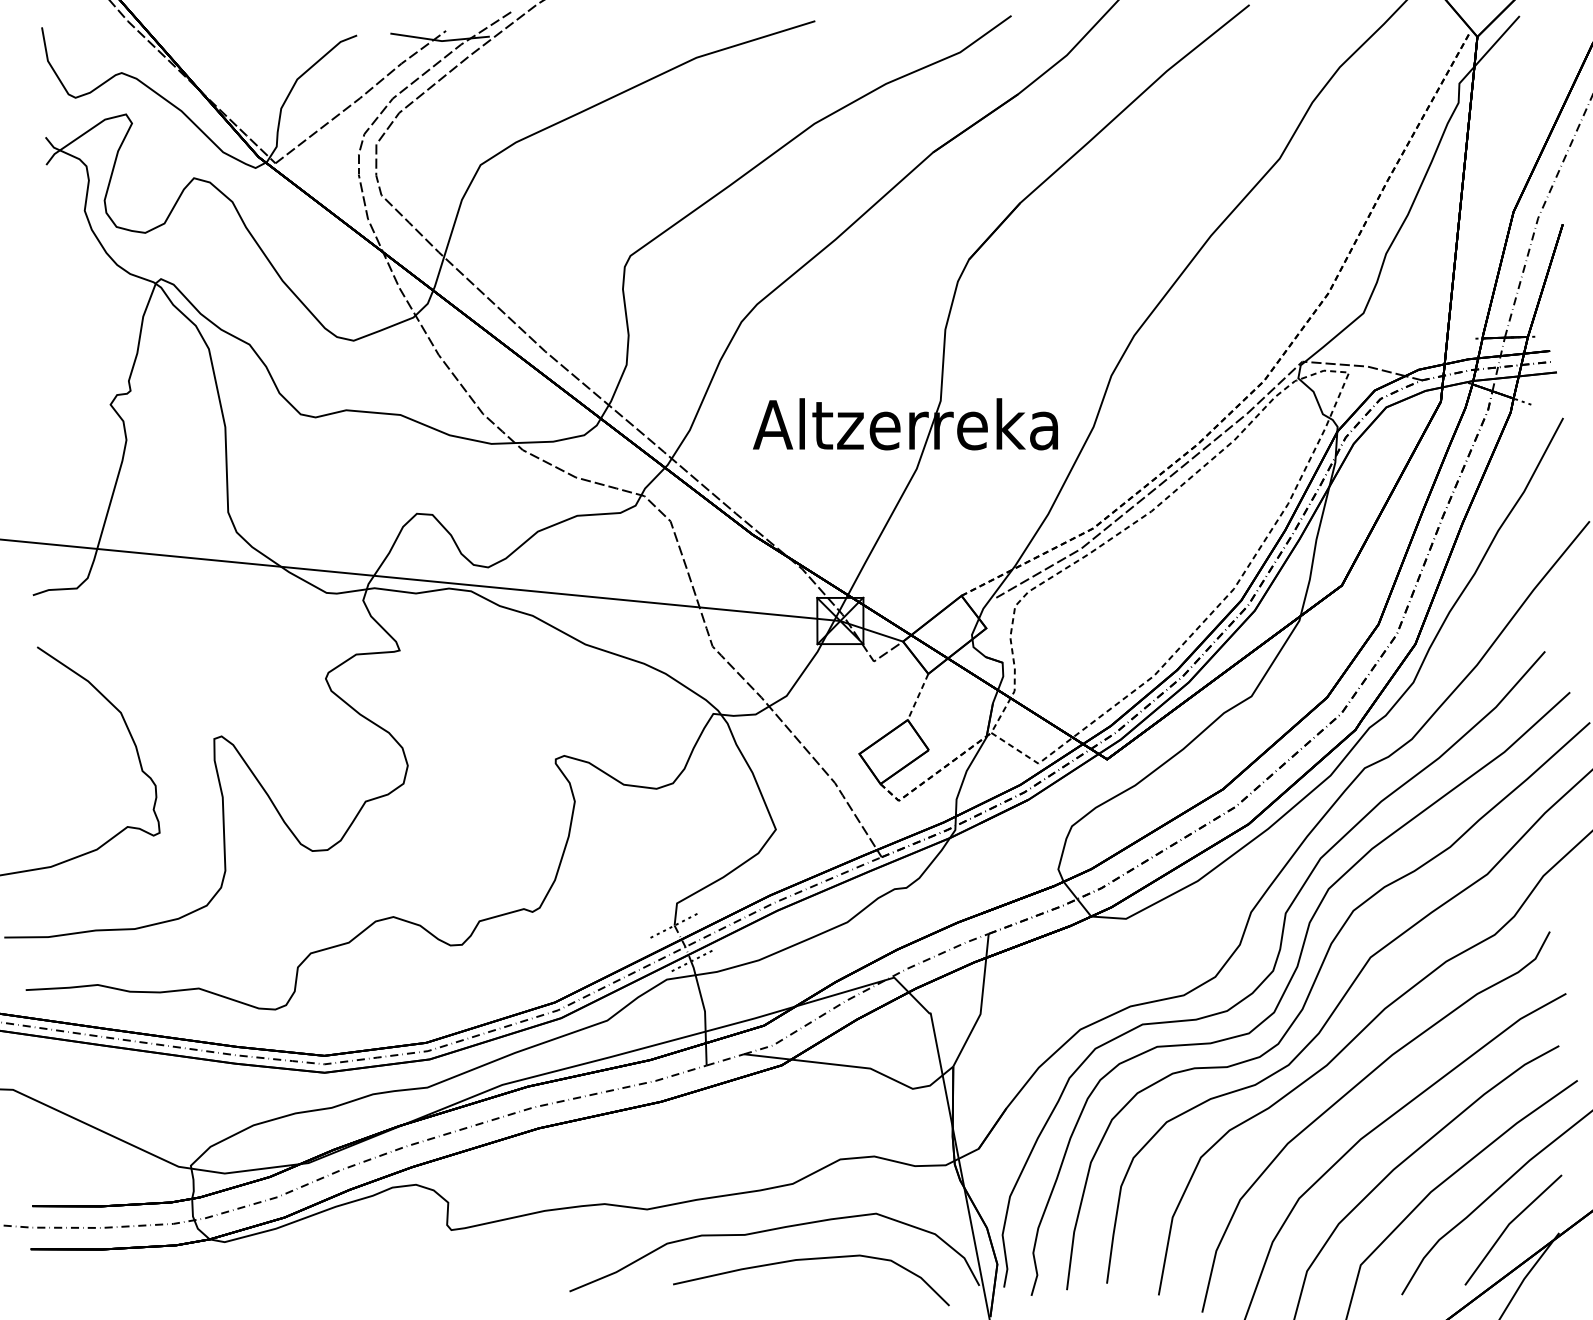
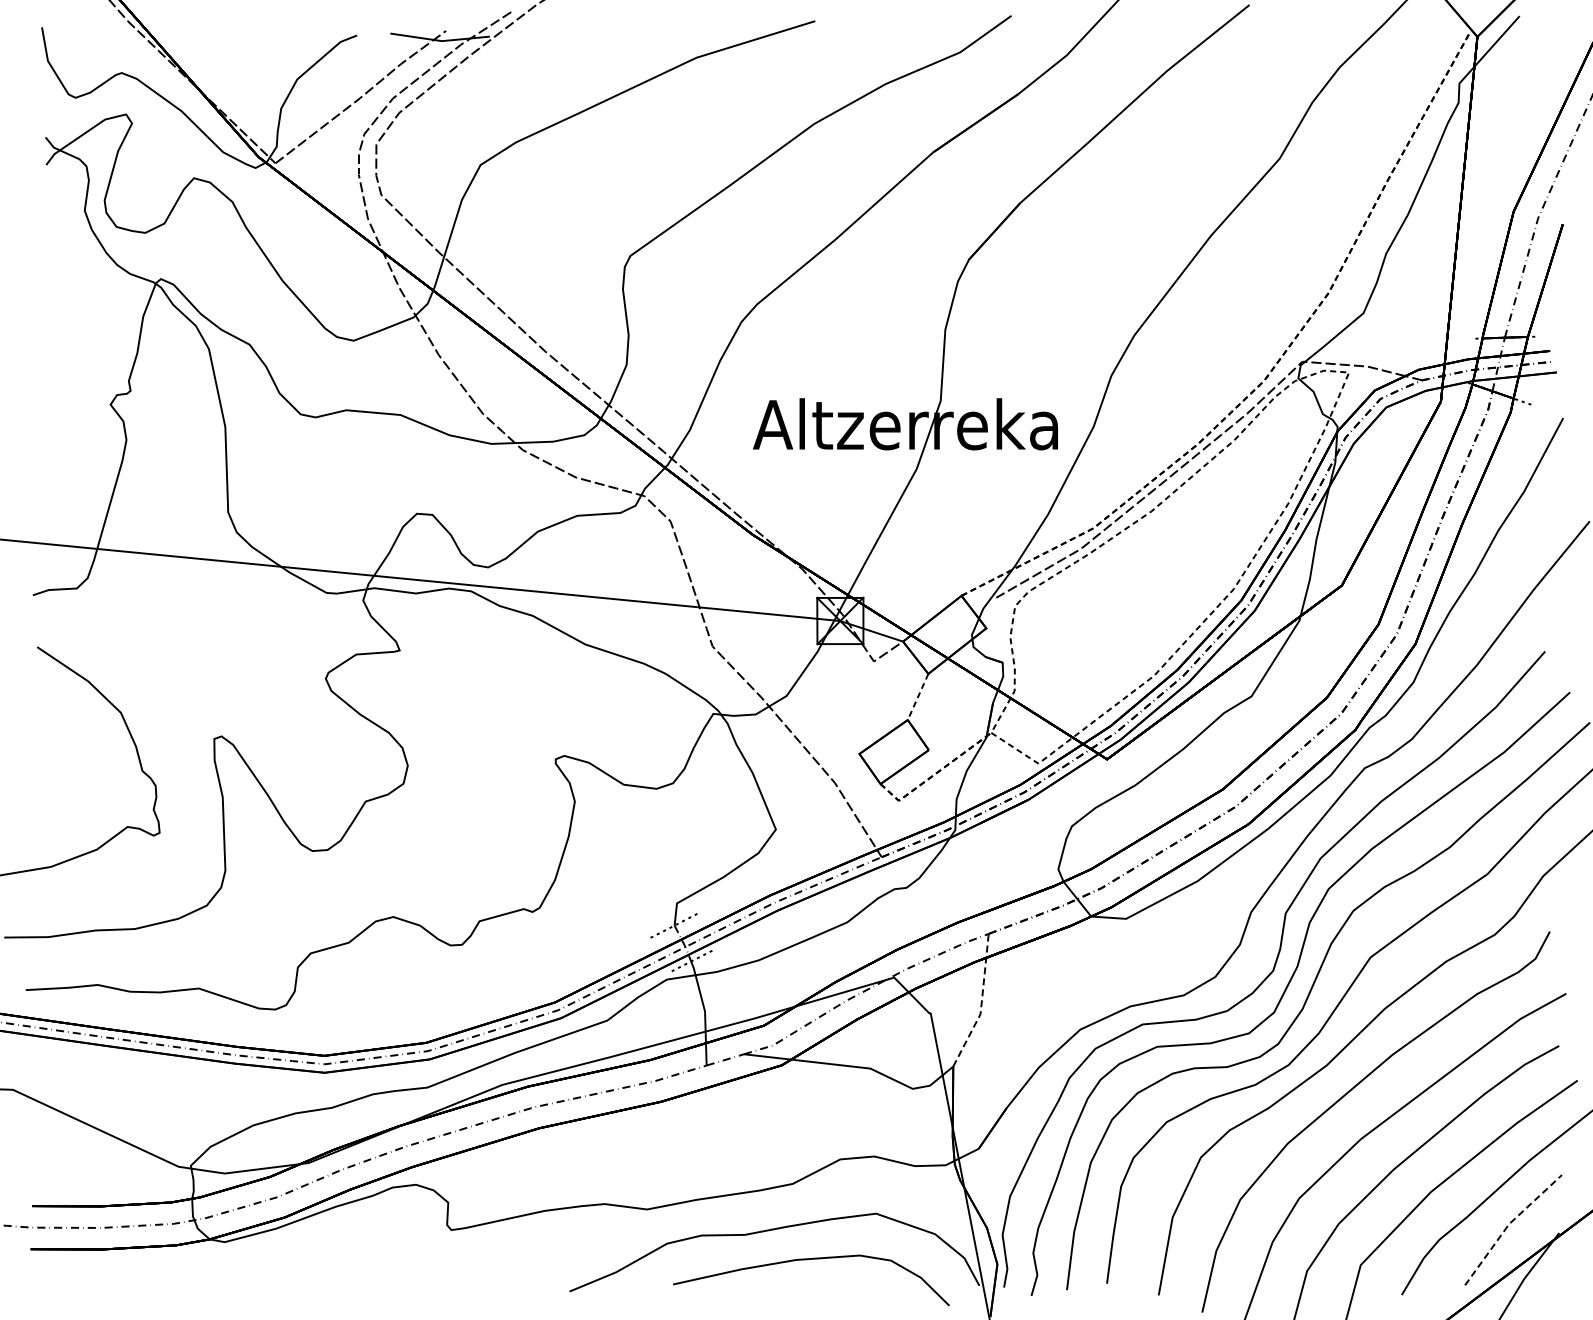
line: solid -> dashed (981, 1004)
line: solid -> dashed (1508, 1224)
